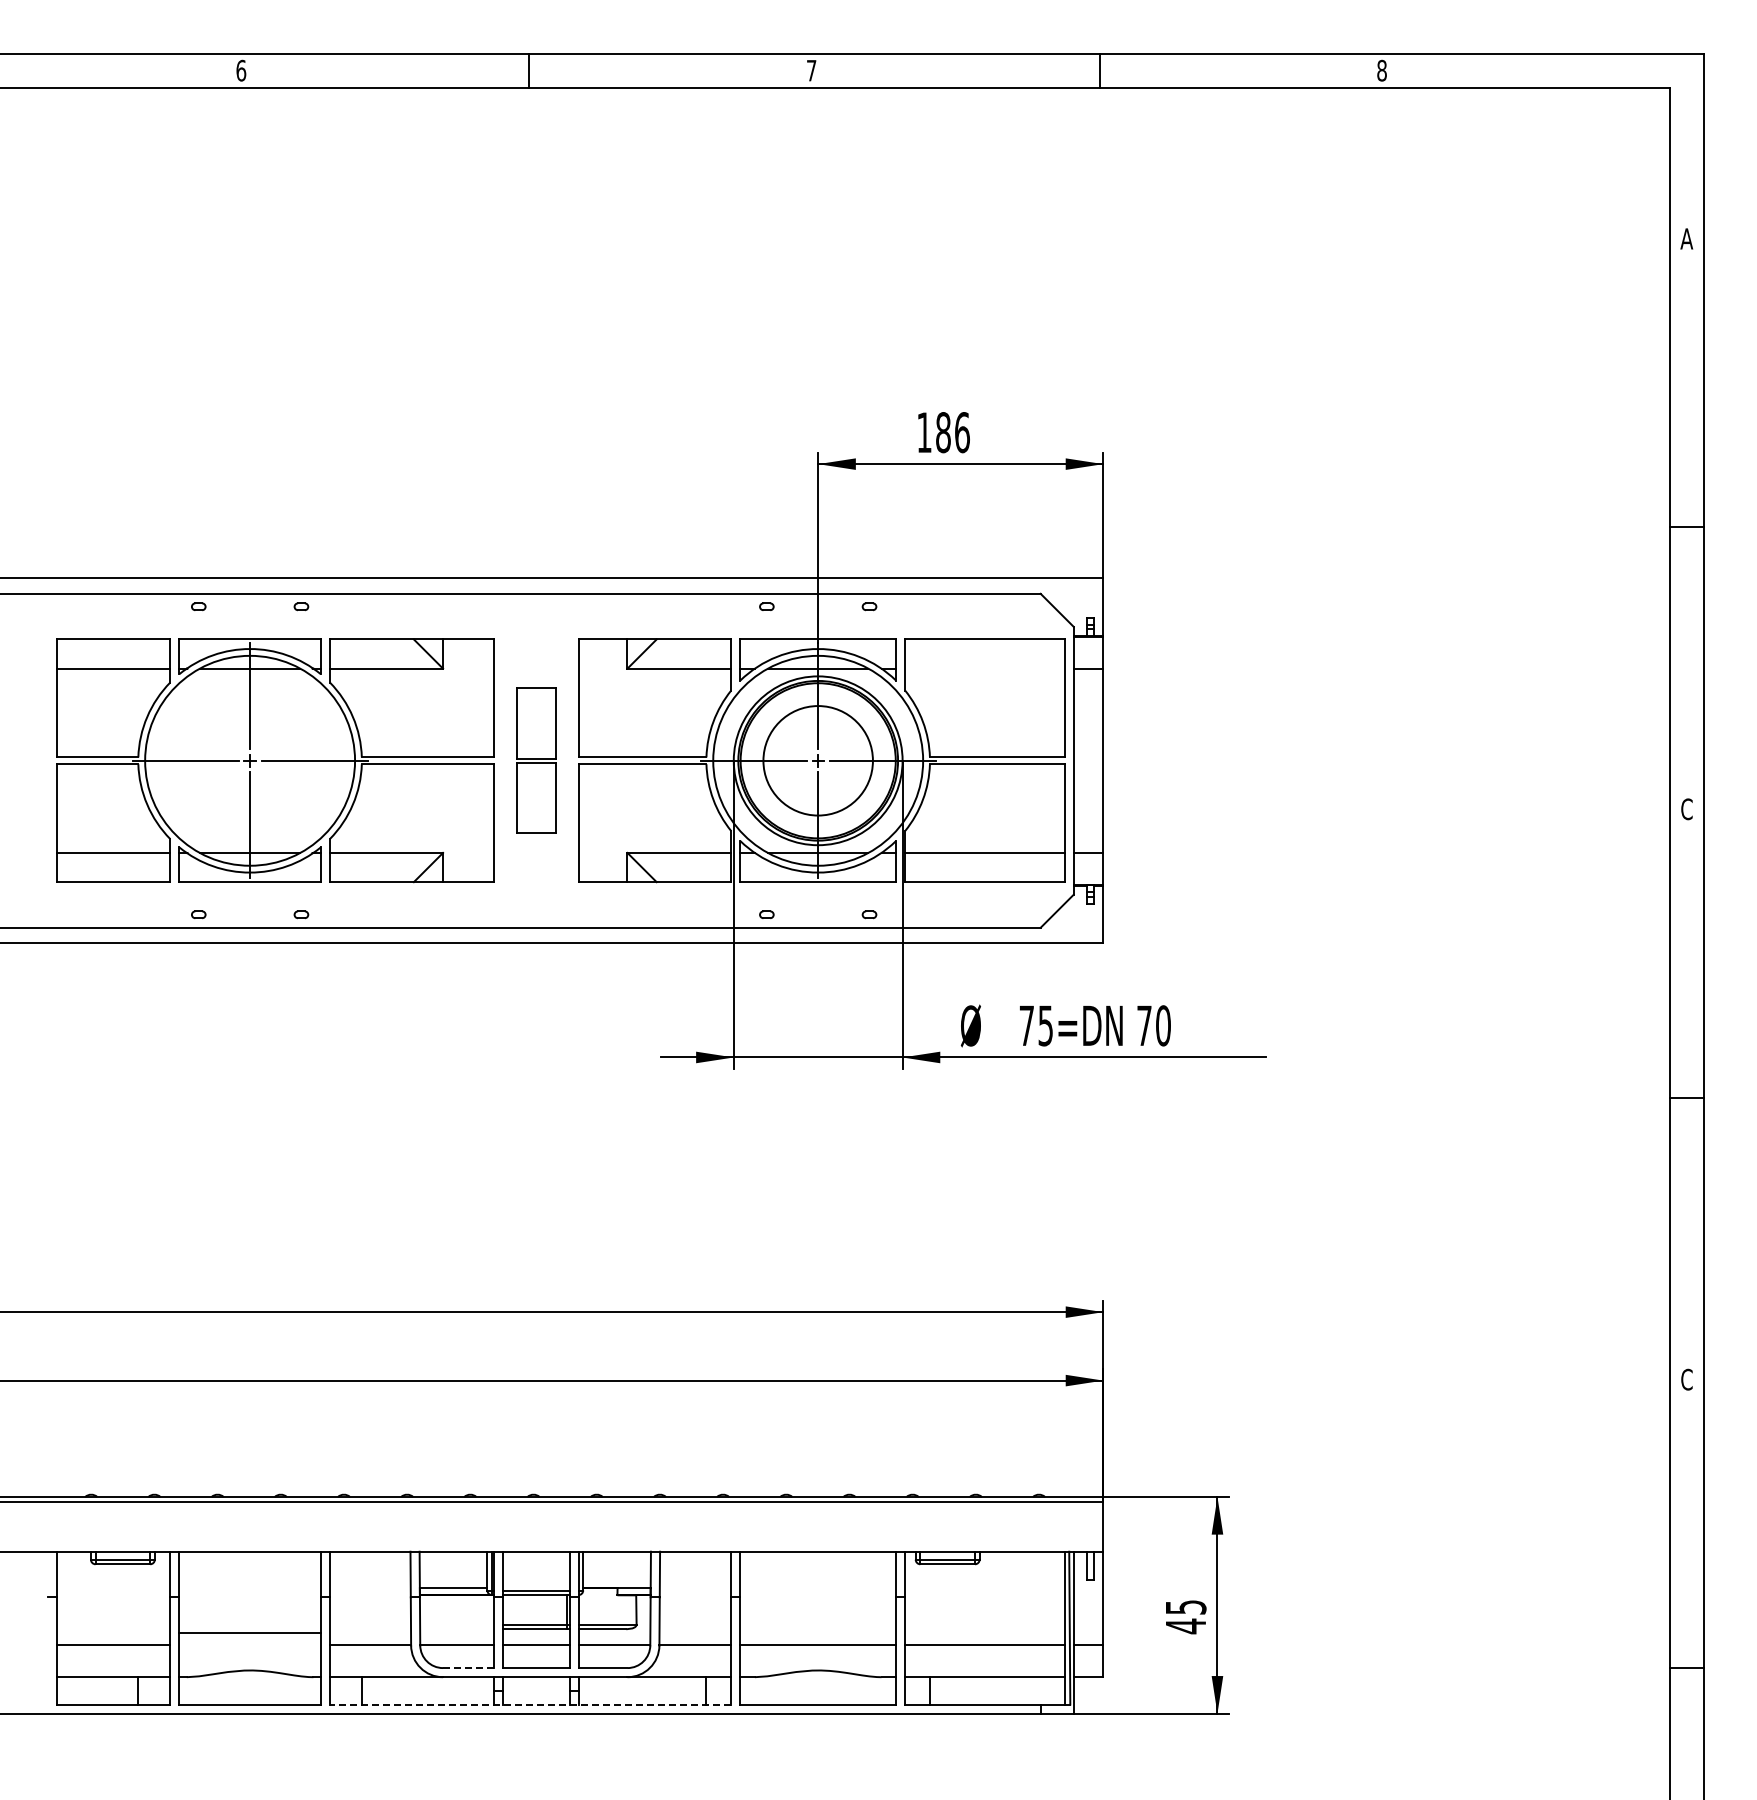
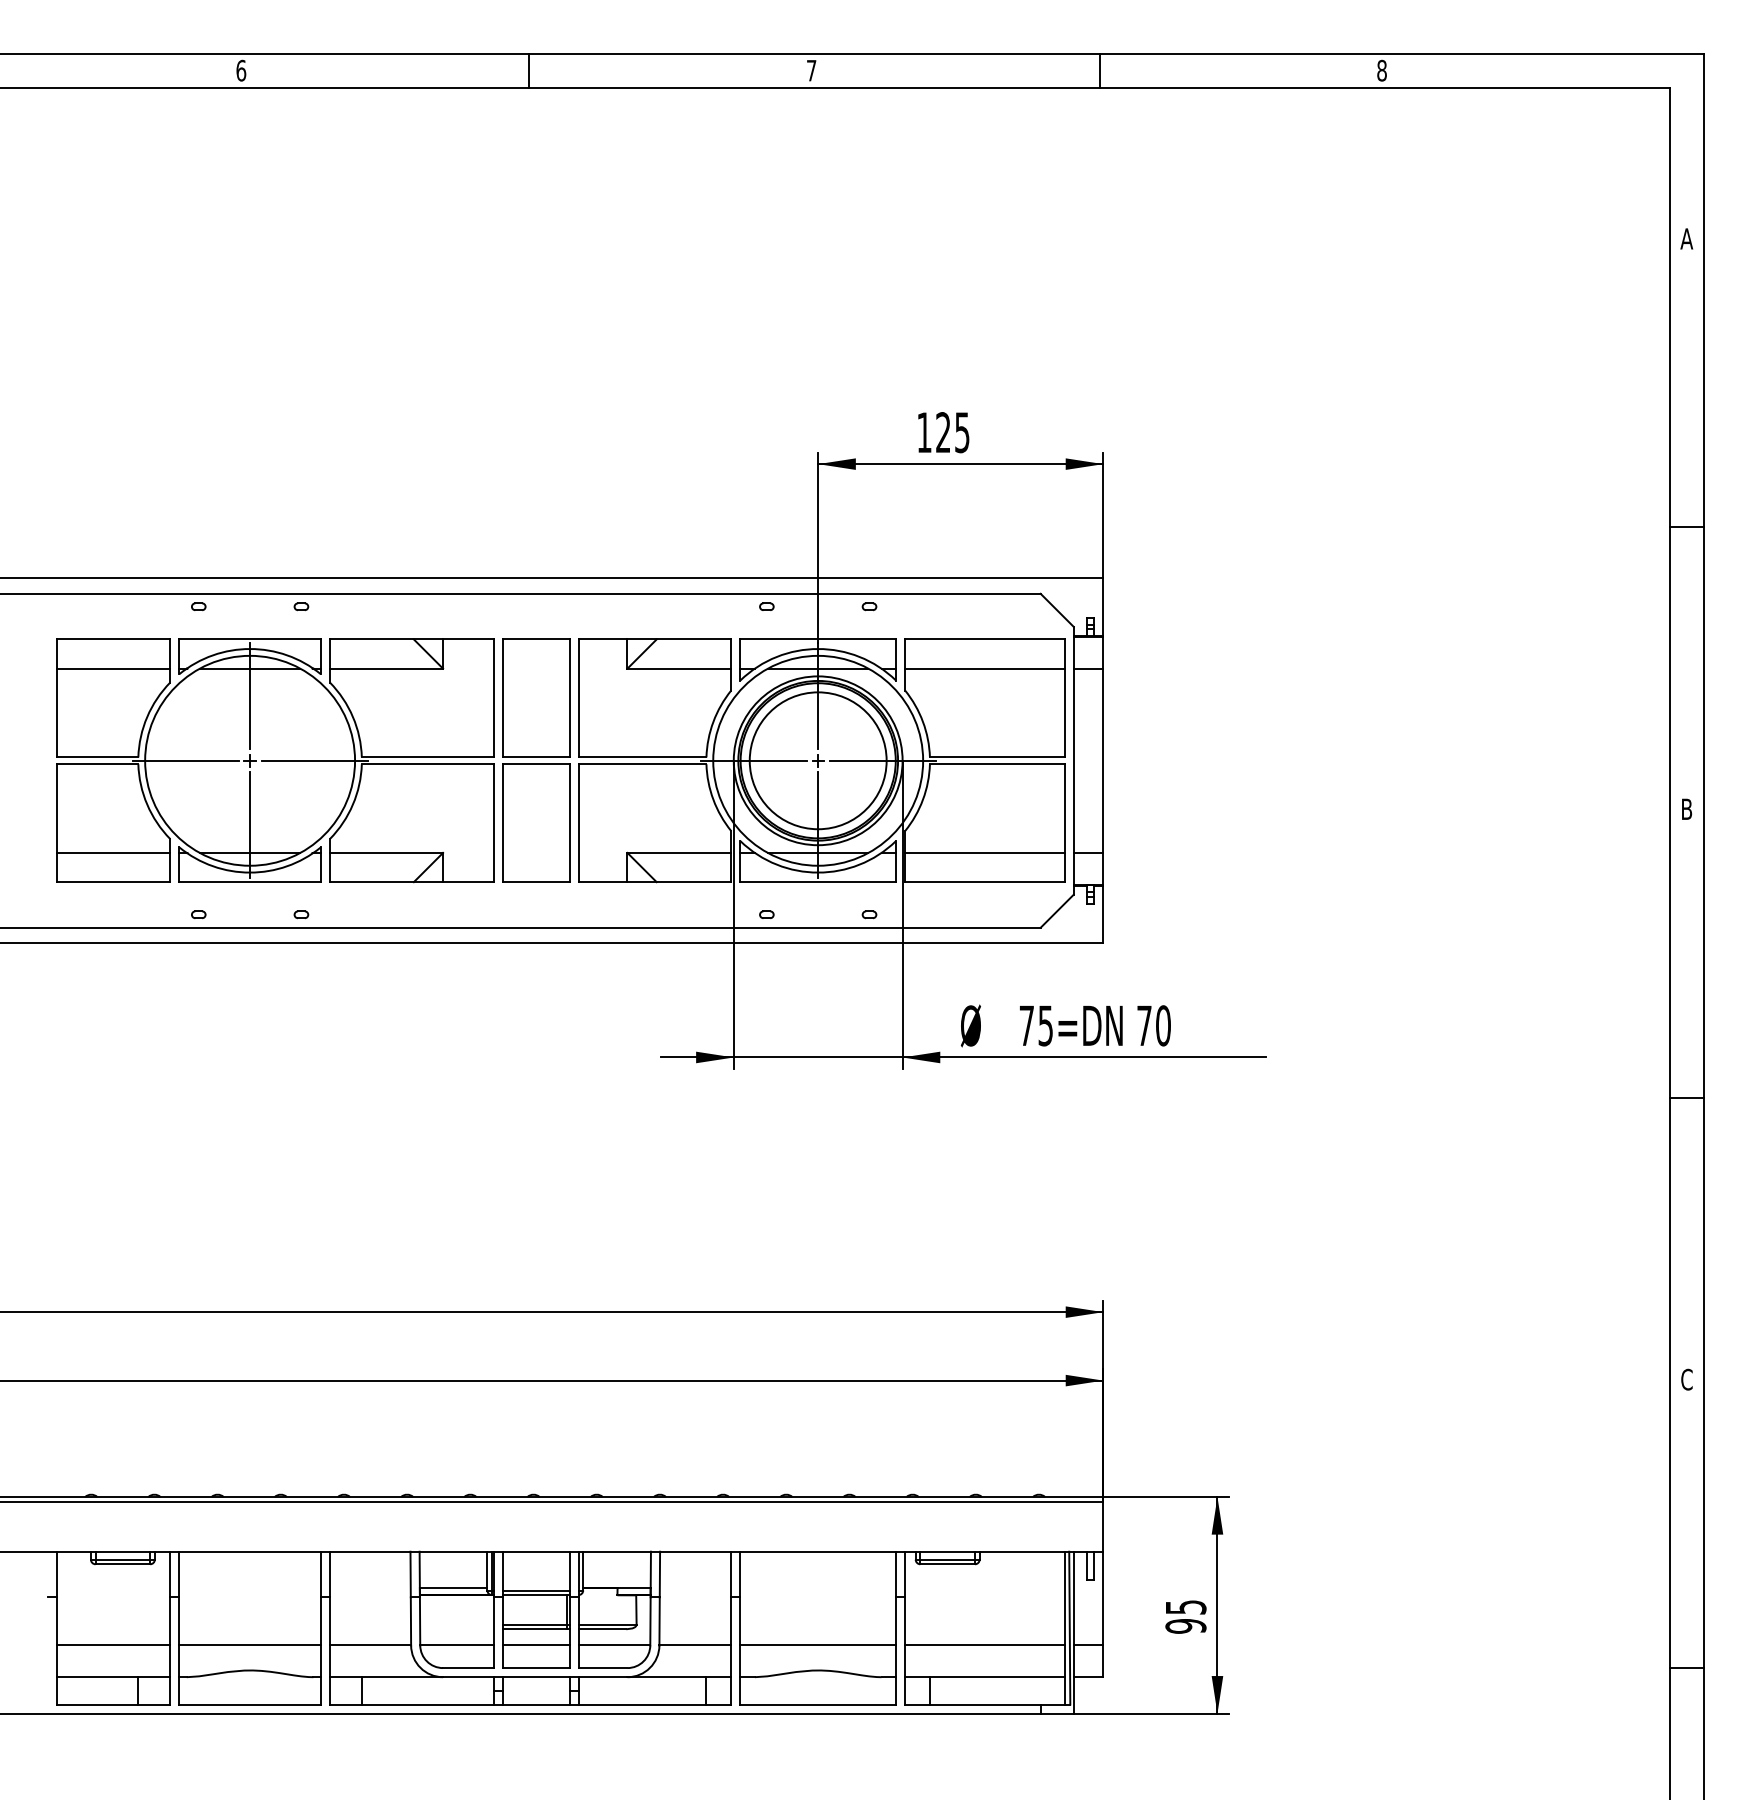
text: 186 -> 125 (952, 432)
line: none -> present (984, 668)
part size: 41x147 px -> 69x245 px (536, 760)
circle diameter: 110 px -> 137 px (817, 760)
text: C -> B (1686, 809)
text: 45 -> 95 (1185, 1626)
line position: (249, 1633) -> (249, 1645) (249, 1645)
line: dashed -> solid (468, 1668)
line: dashed -> solid (530, 1704)
